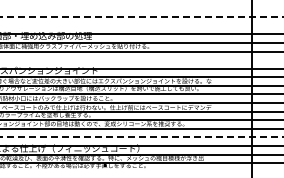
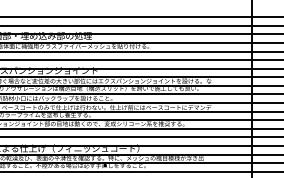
line: dashed -> solid (142, 17)
line: none -> present (141, 25)
line: none -> present (141, 60)
line: dashed -> solid (142, 137)
line: none -> present (141, 171)
